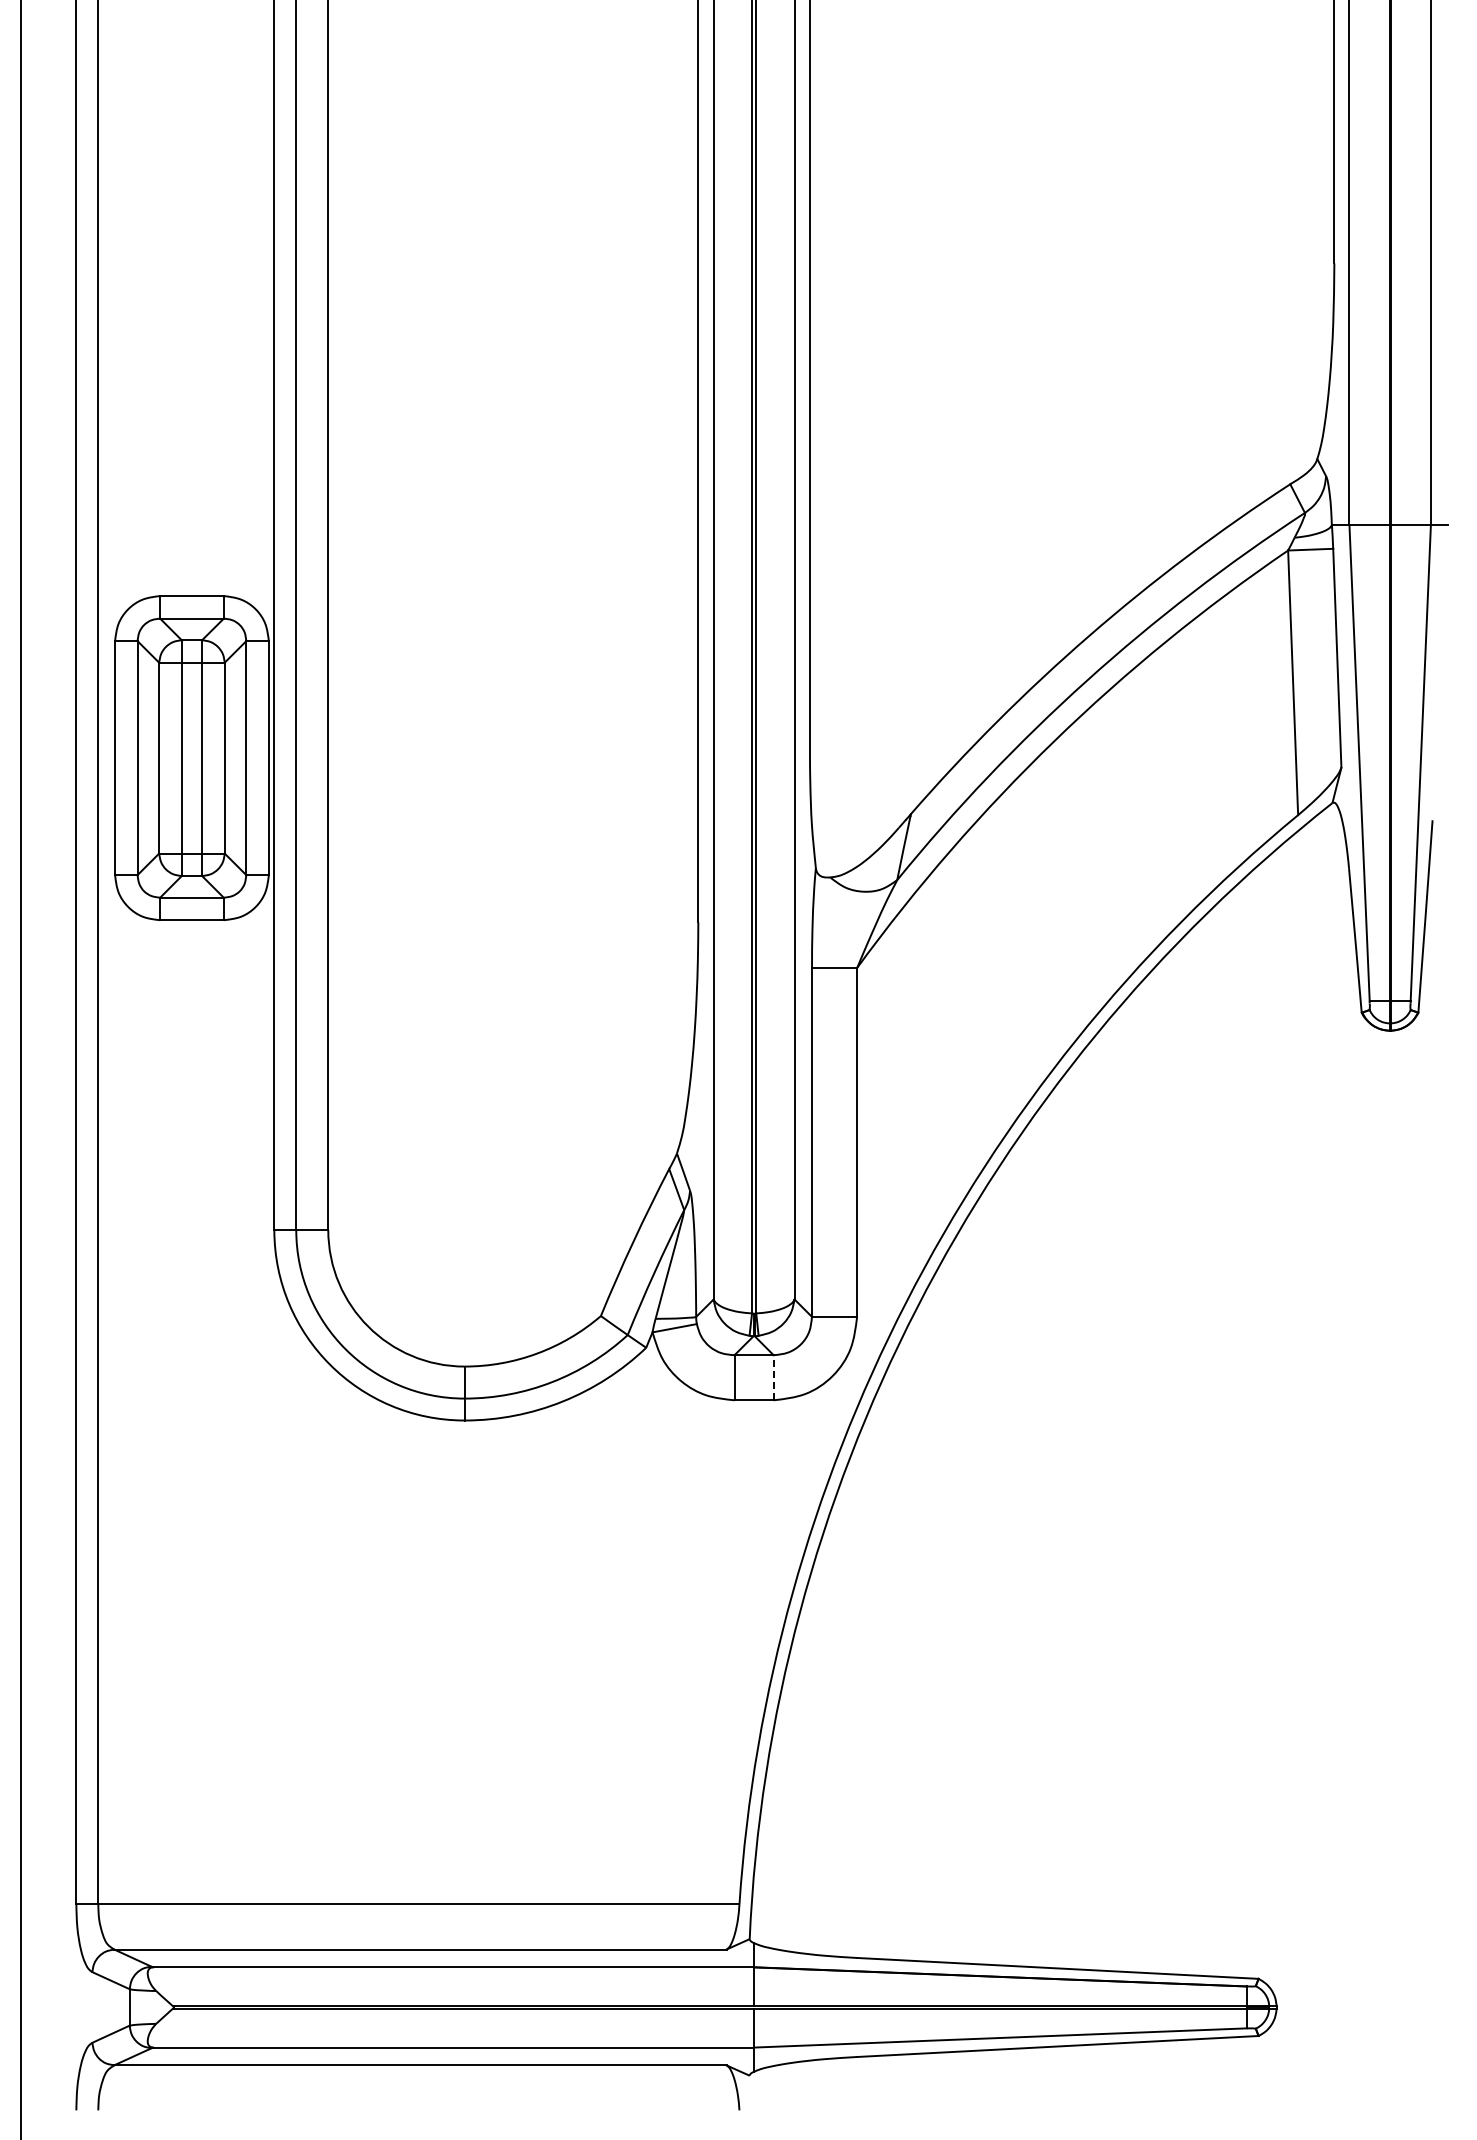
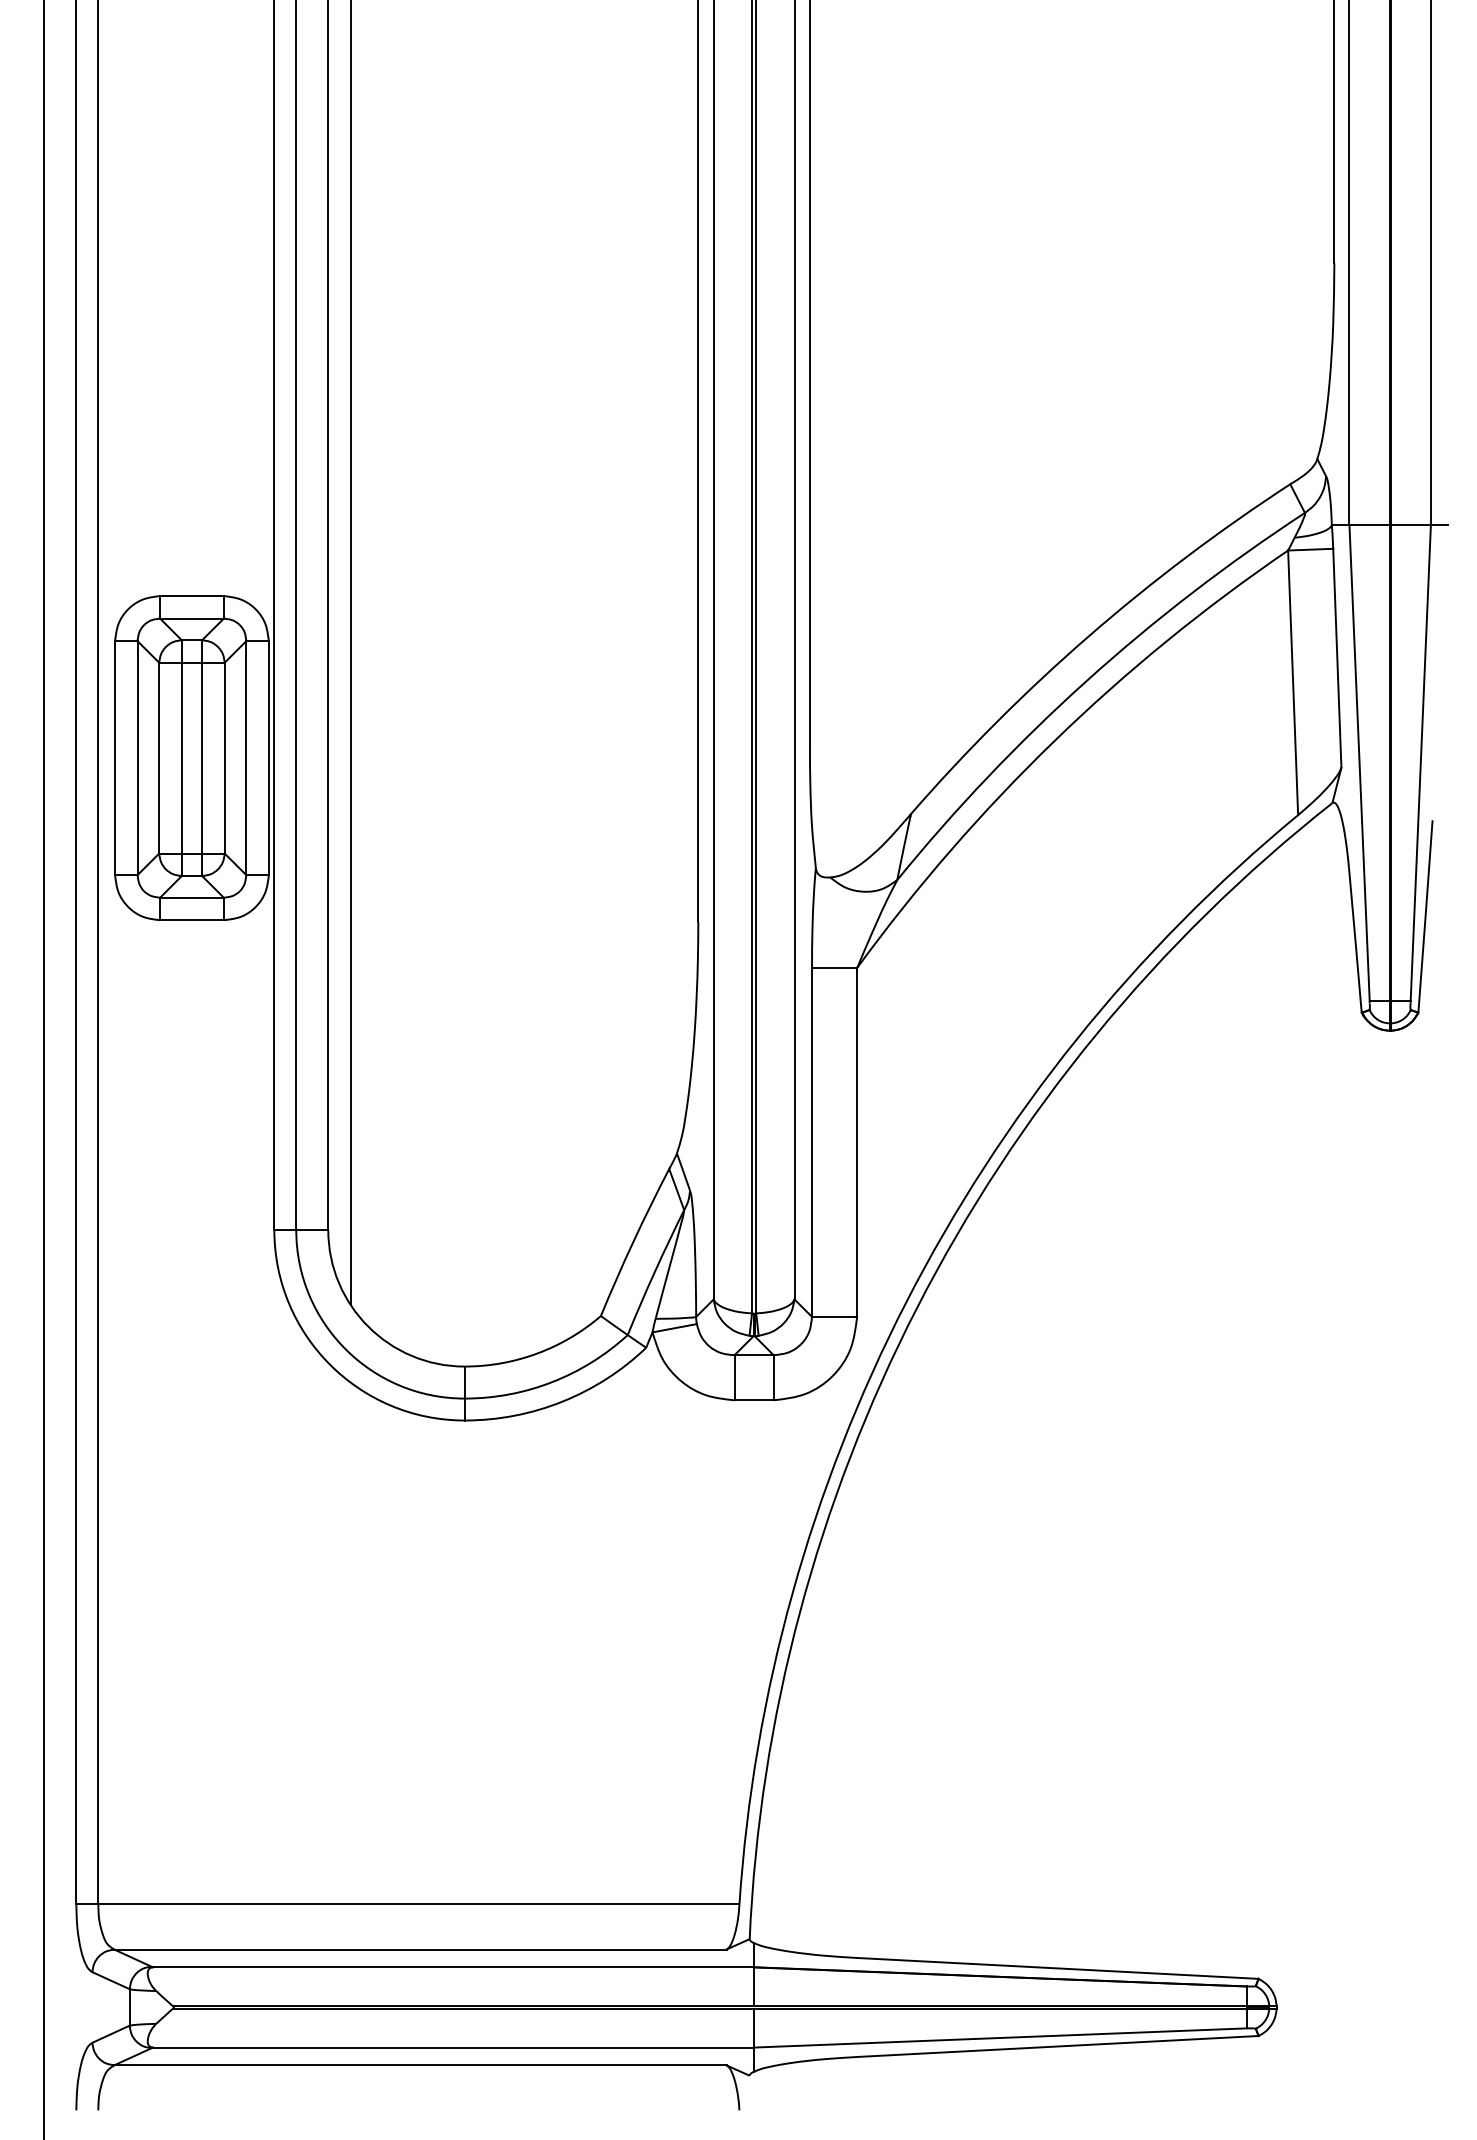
line: none -> present (350, 652)
line position: (21, 1069) -> (44, 1069) (44, 1069)
line: dashed -> solid (773, 1377)
